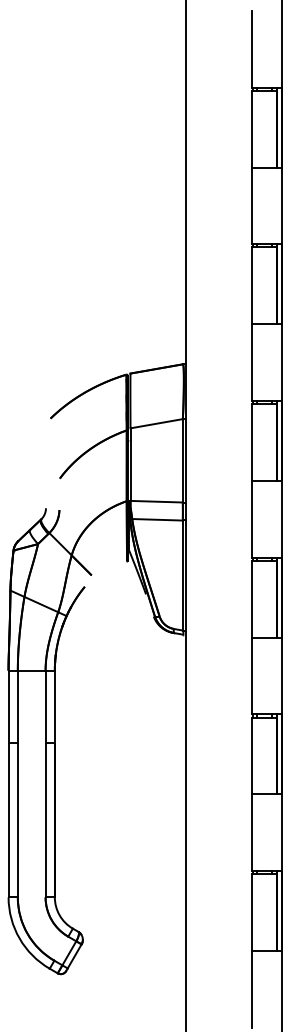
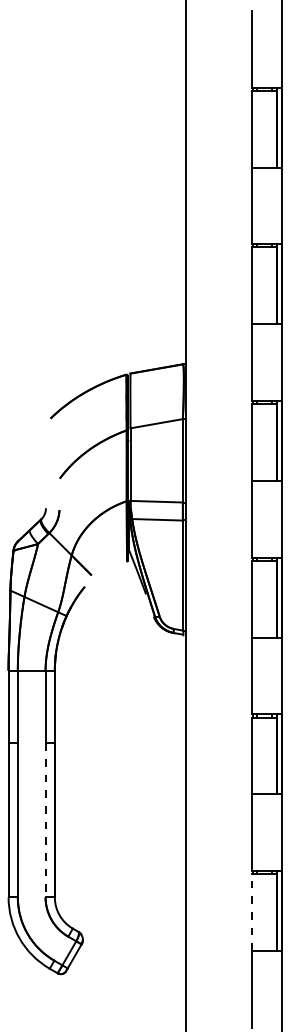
line: solid -> dashed (45, 820)
line: solid -> dashed (251, 912)
